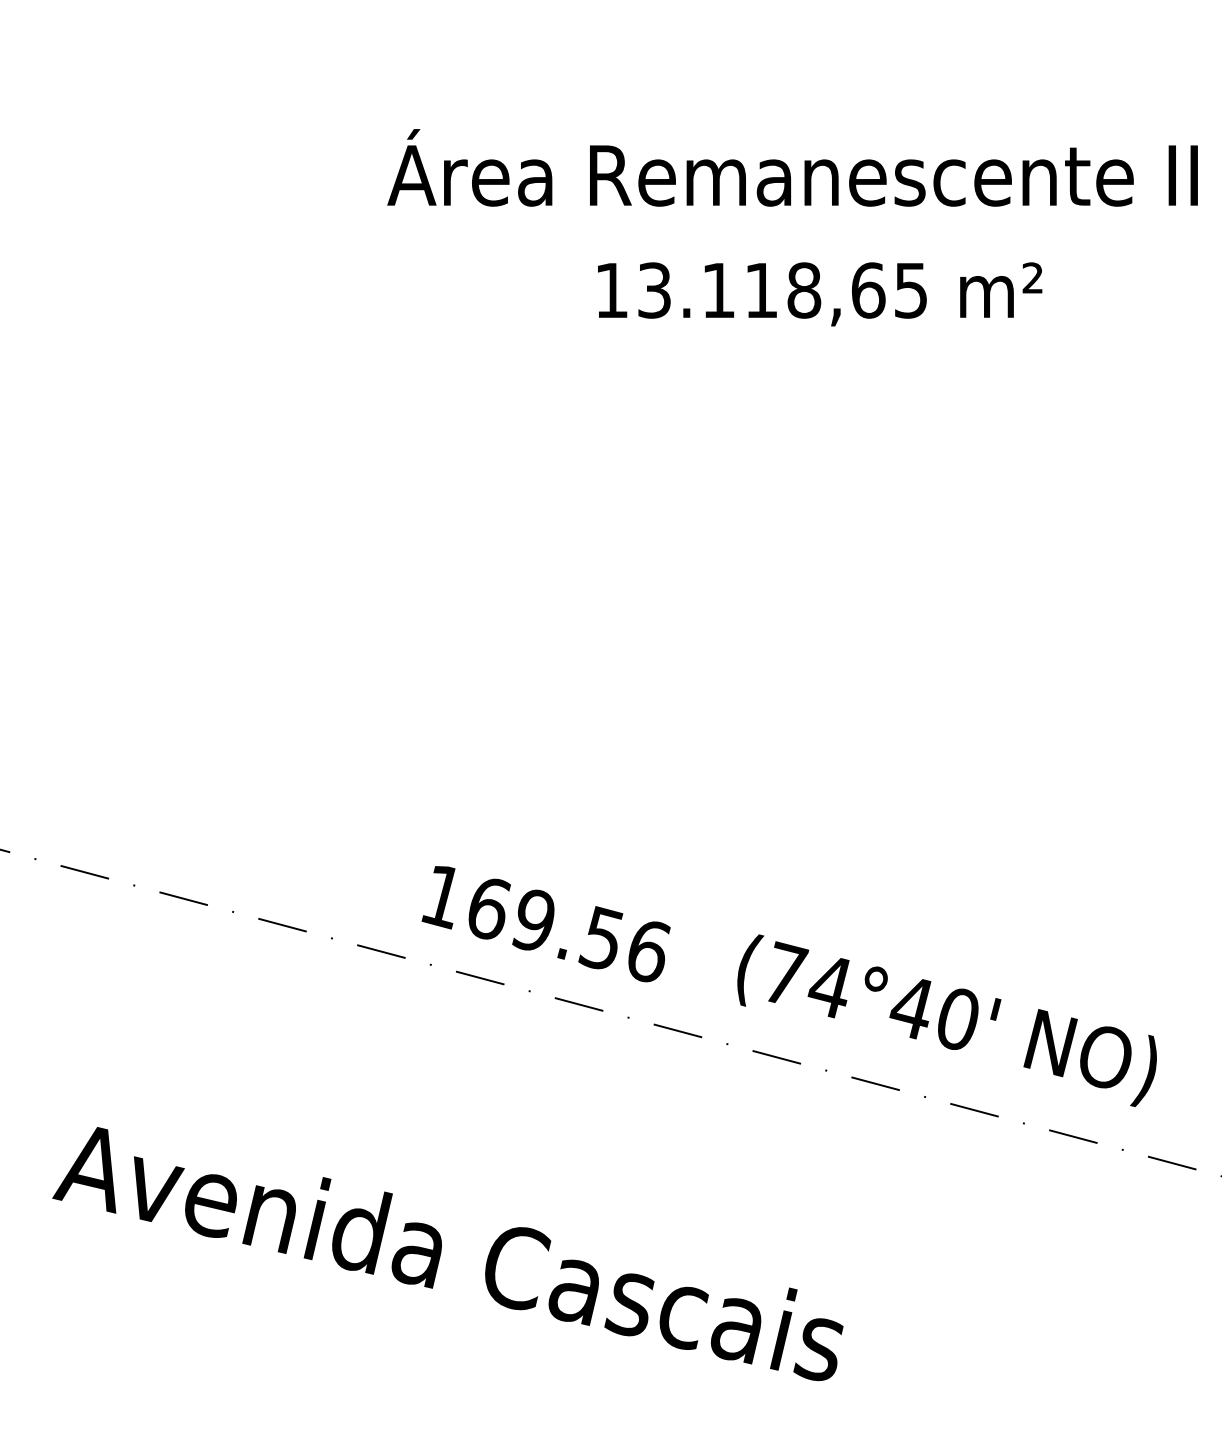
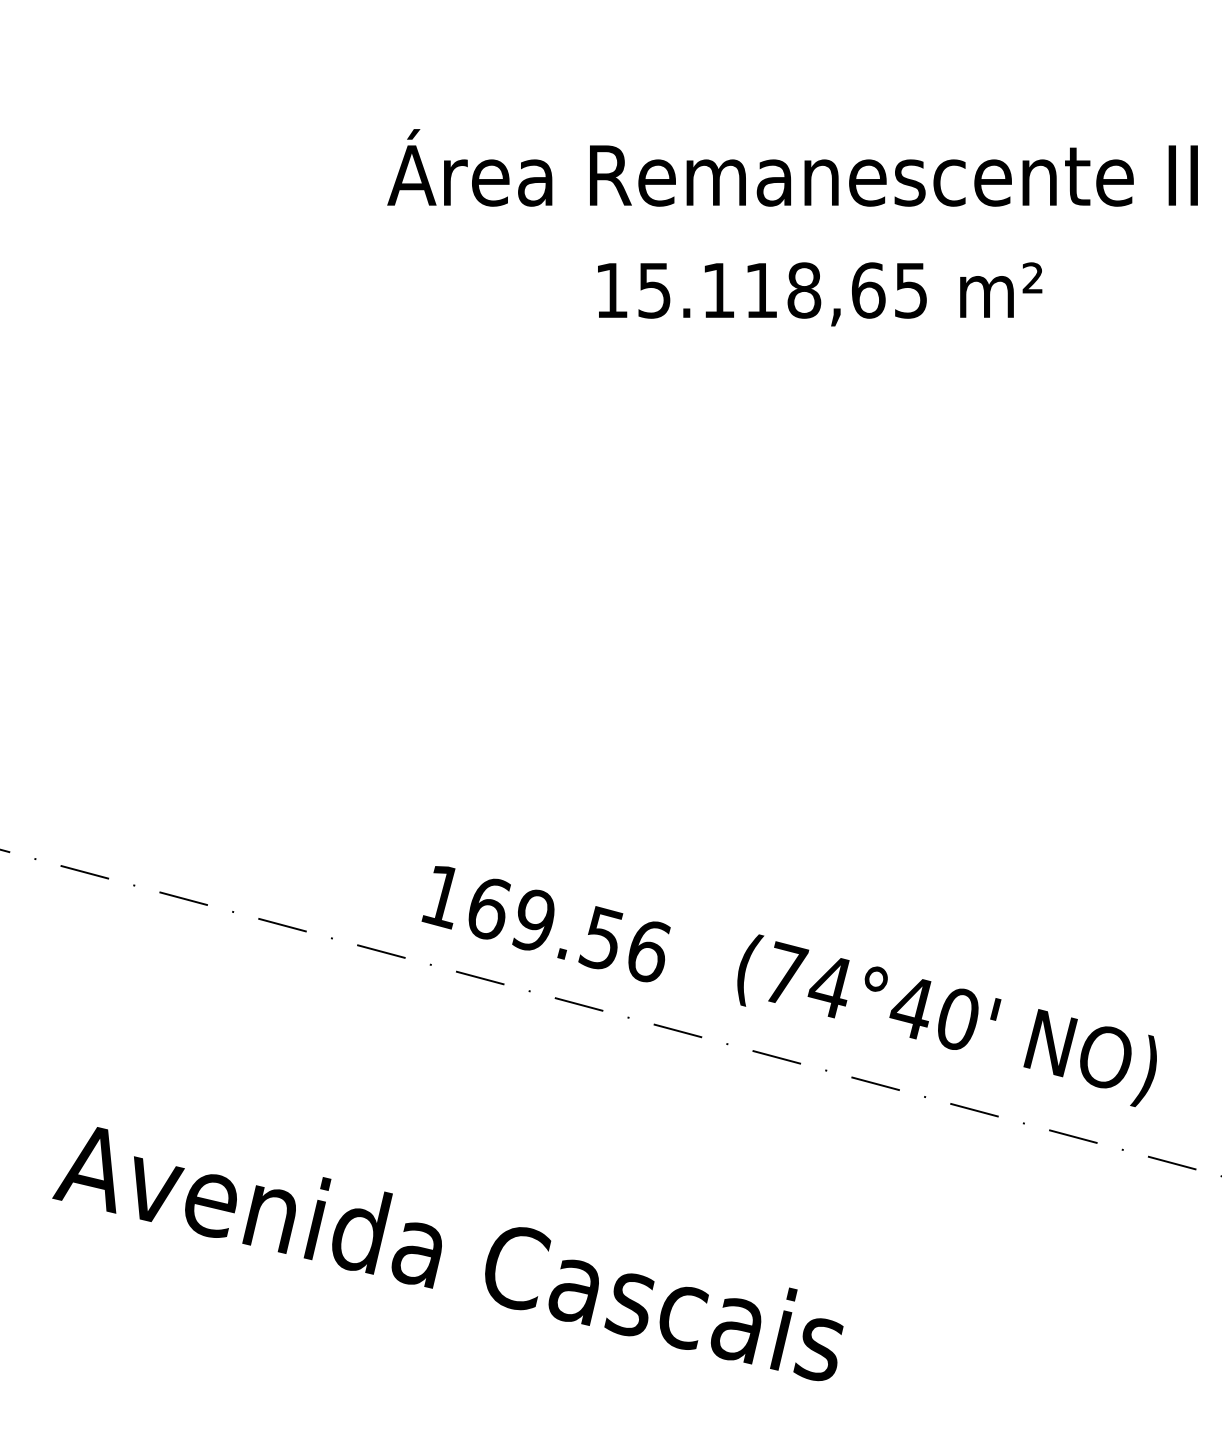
text: 13.118,65 -> 15.118,65 (654, 290)
